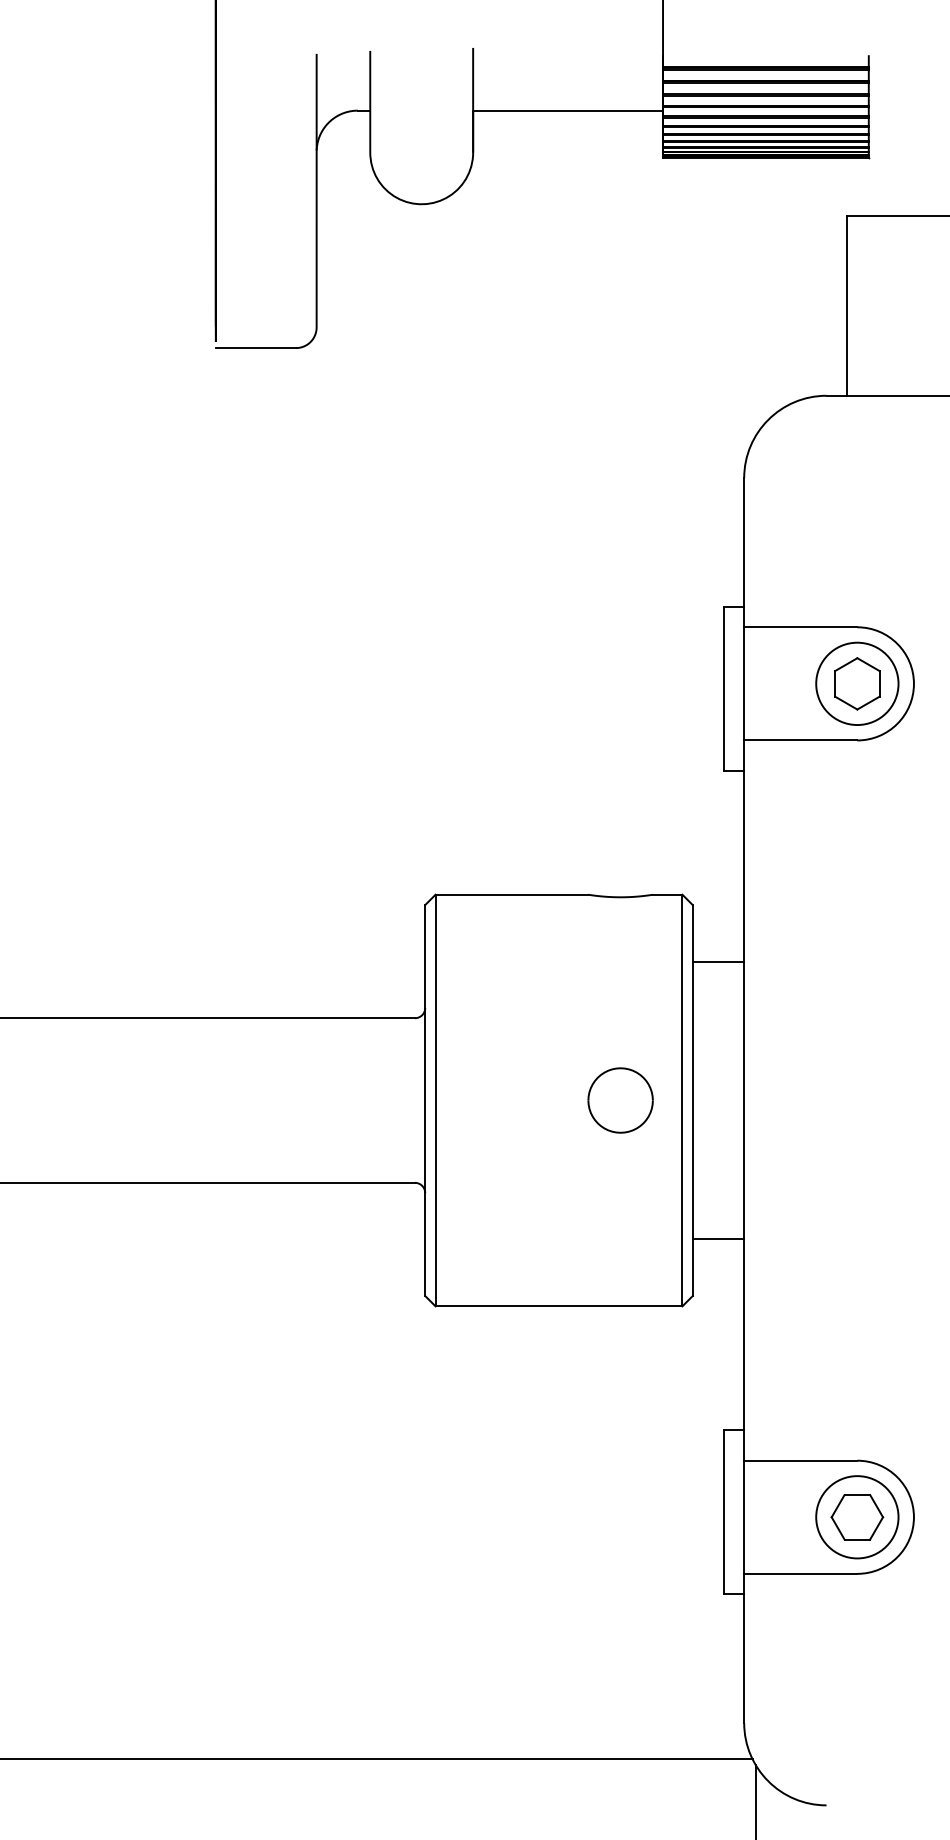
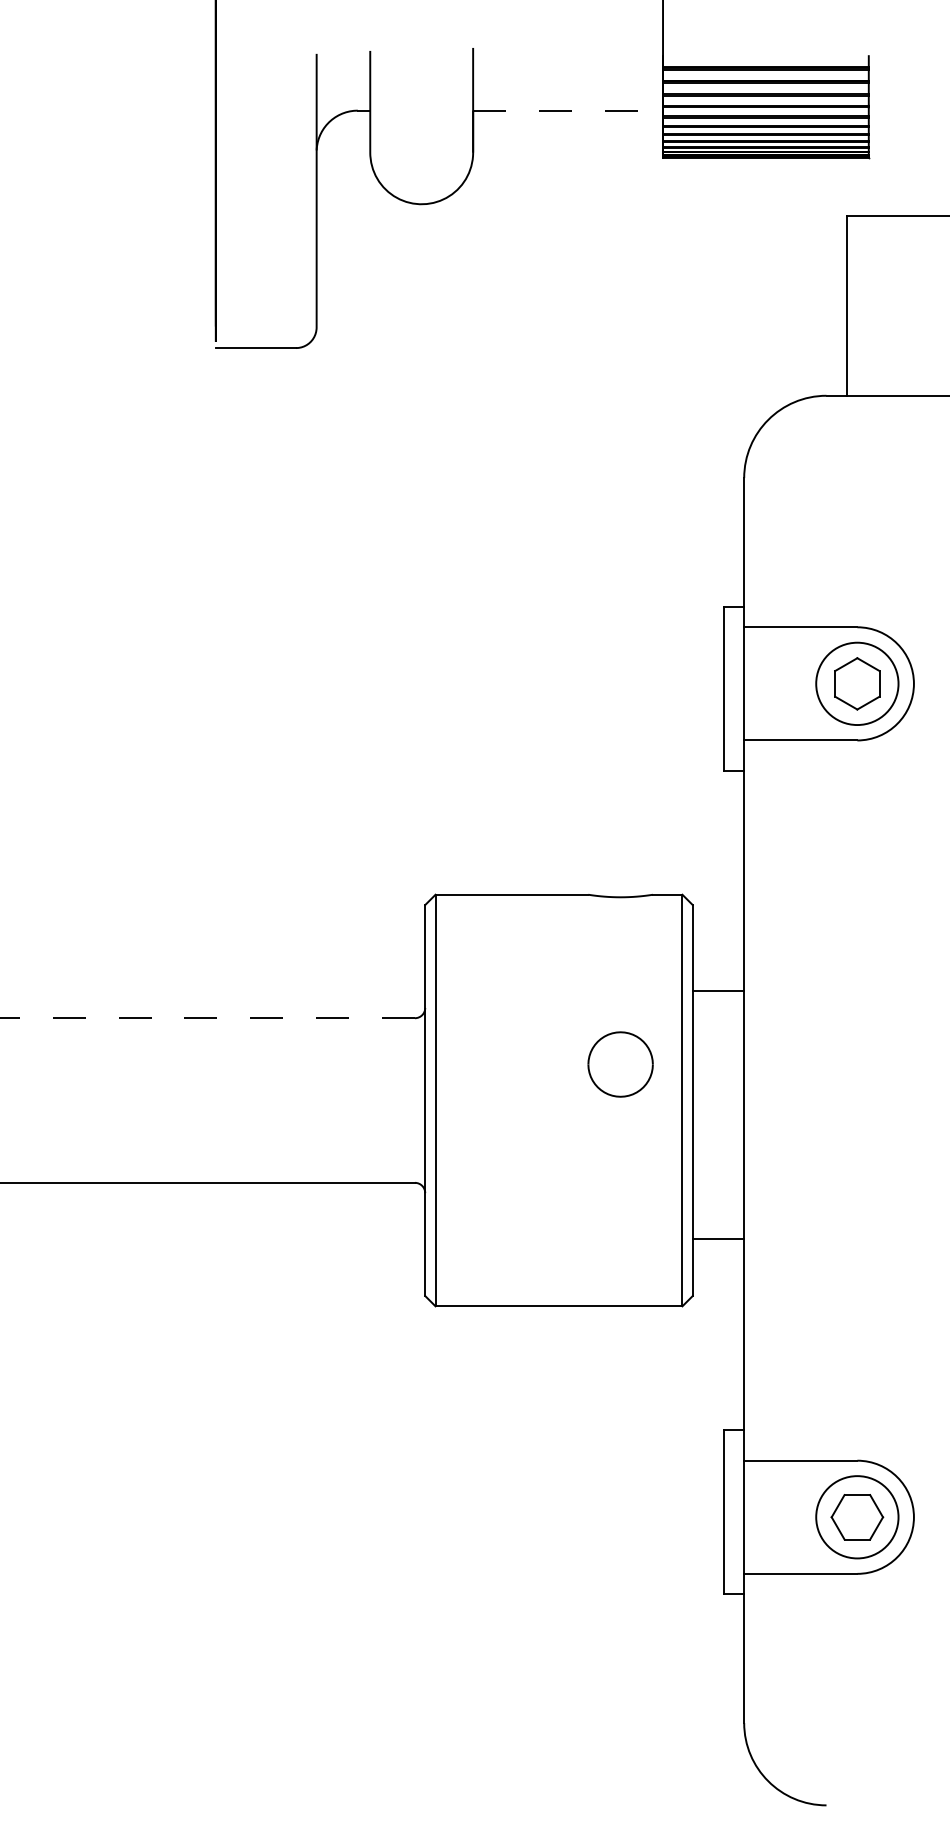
line: solid -> dashed (568, 110)
line position: (718, 962) -> (718, 991) (718, 991)
line: solid -> dashed (207, 1018)
part position: (620, 1100) -> (620, 1064) (620, 1064)
line: present -> none (377, 1759)
line: present -> none (755, 1800)
